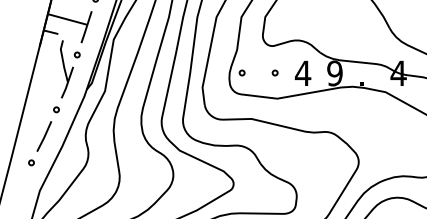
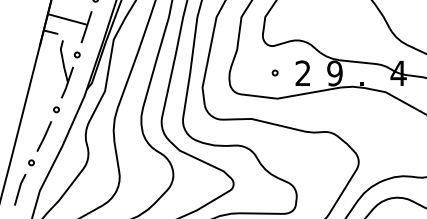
circle: present -> none (241, 72)
text: 4 -> 2 (302, 72)
line: none -> present (20, 189)
